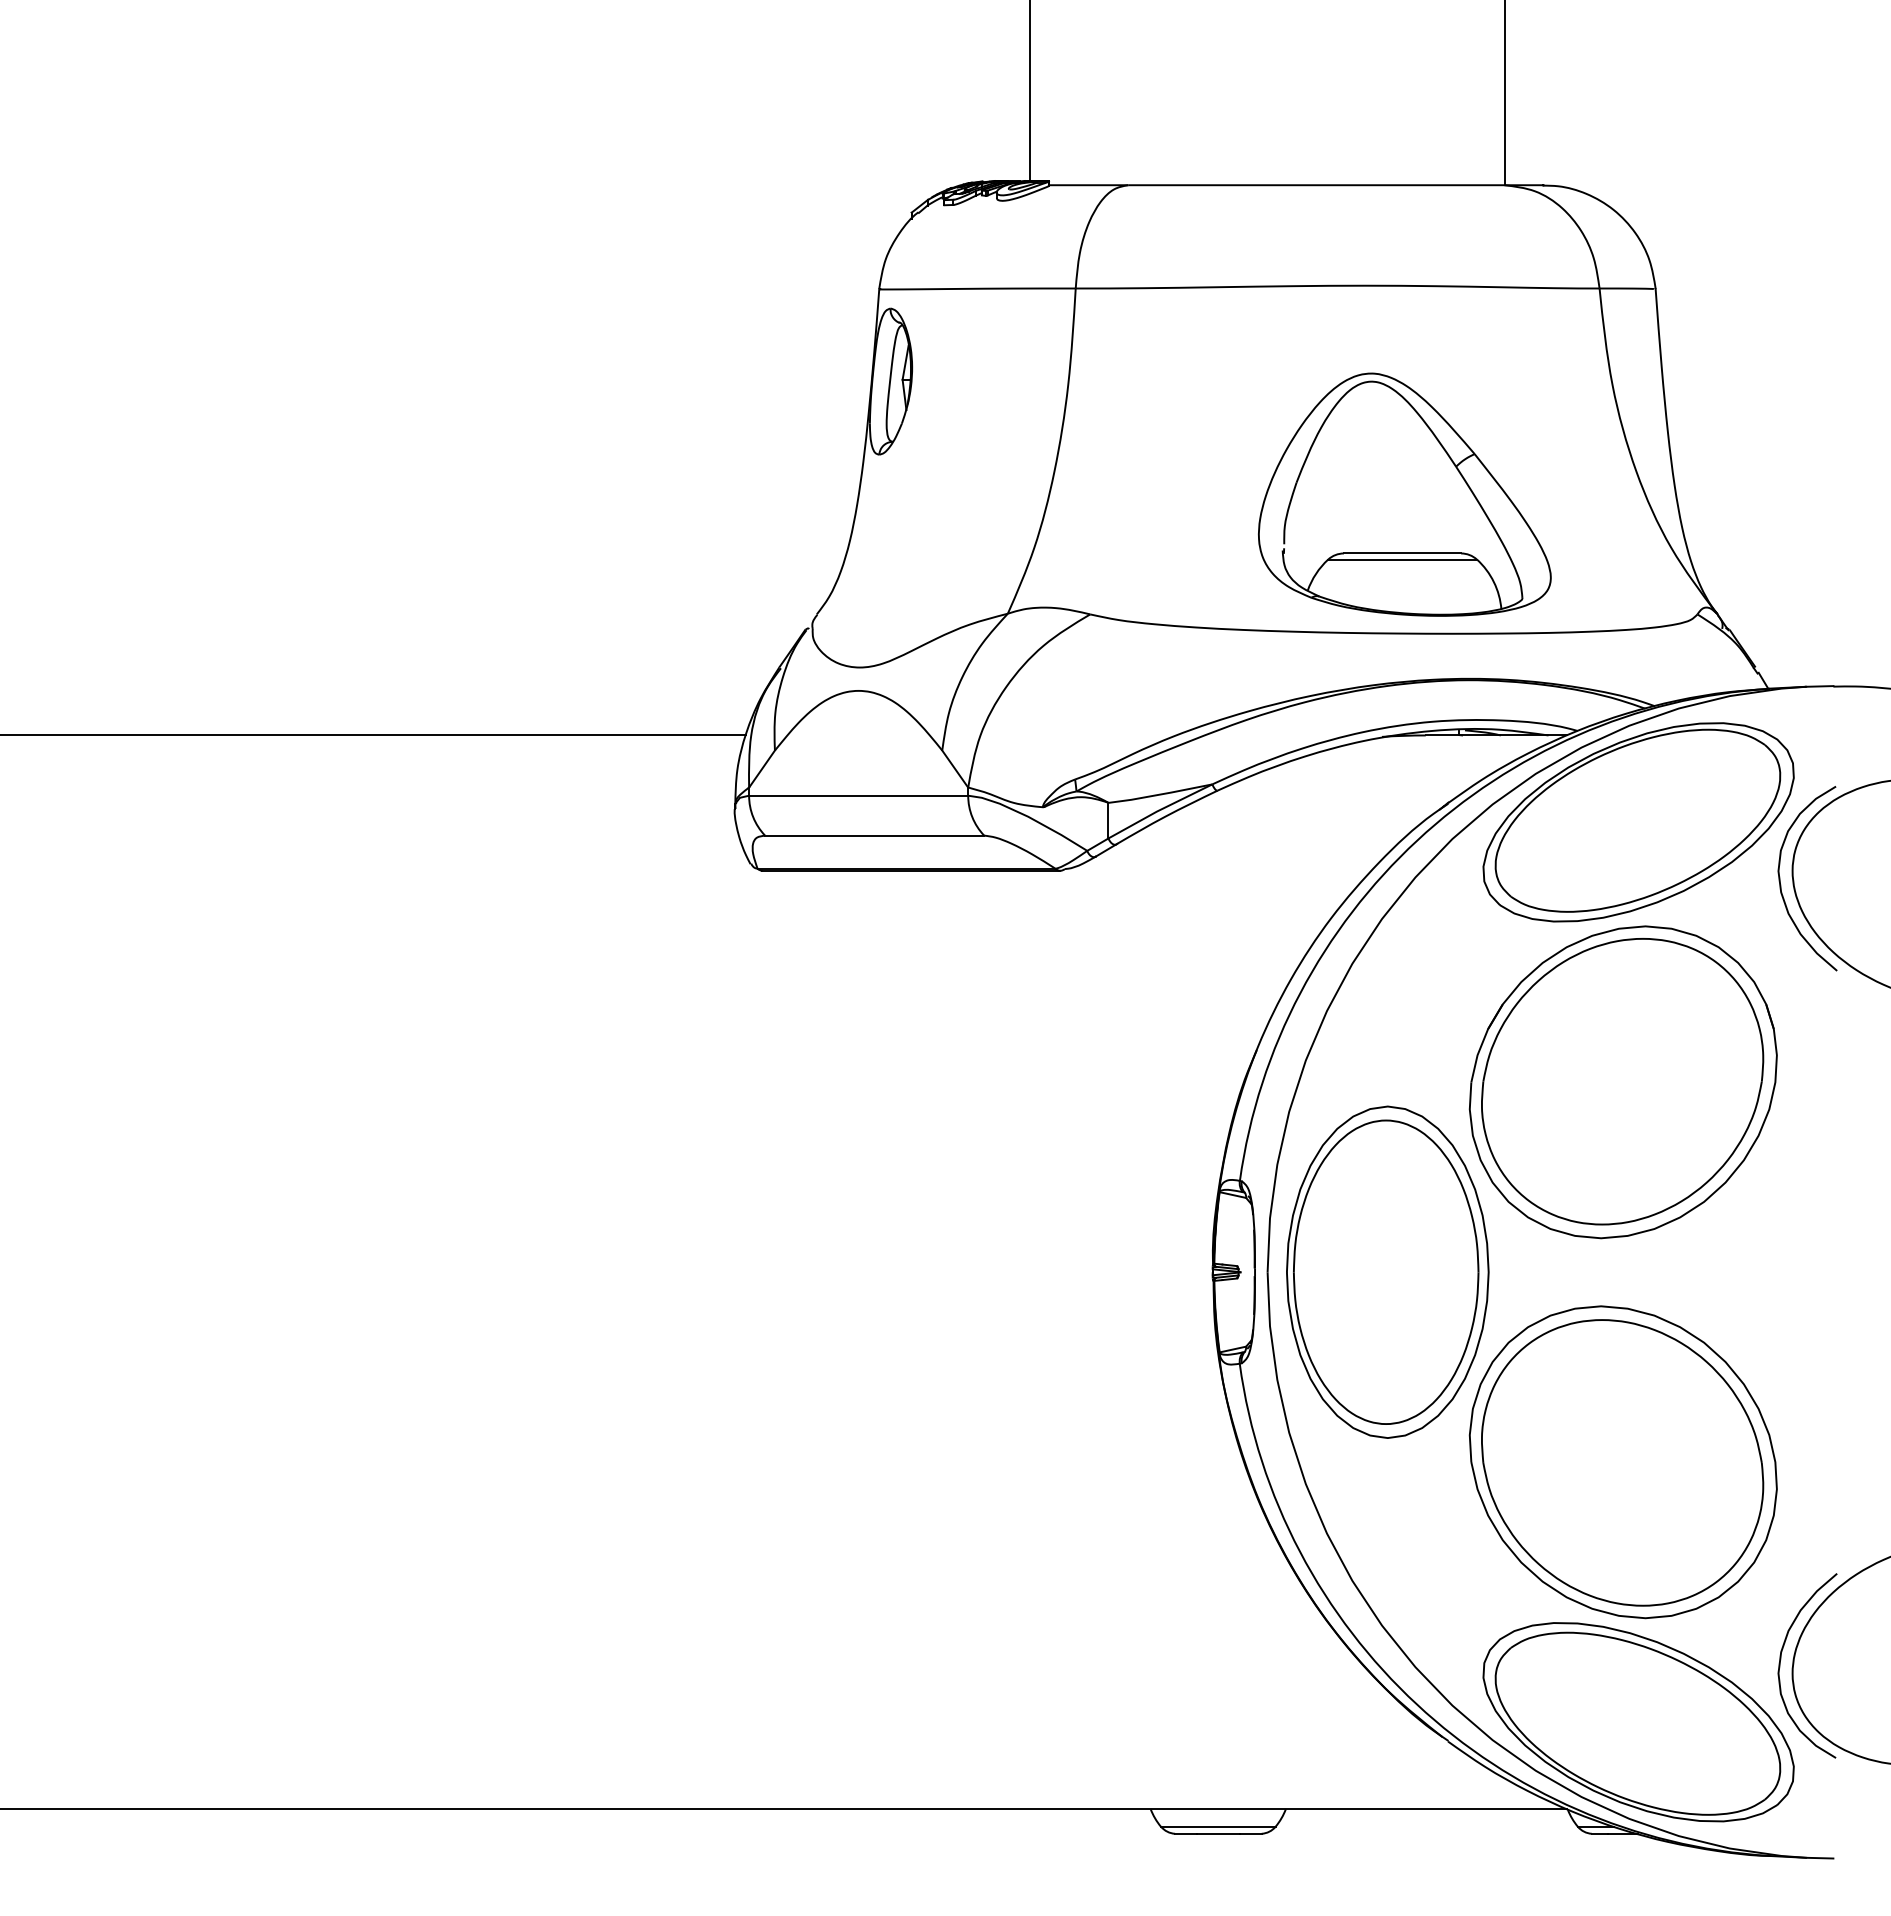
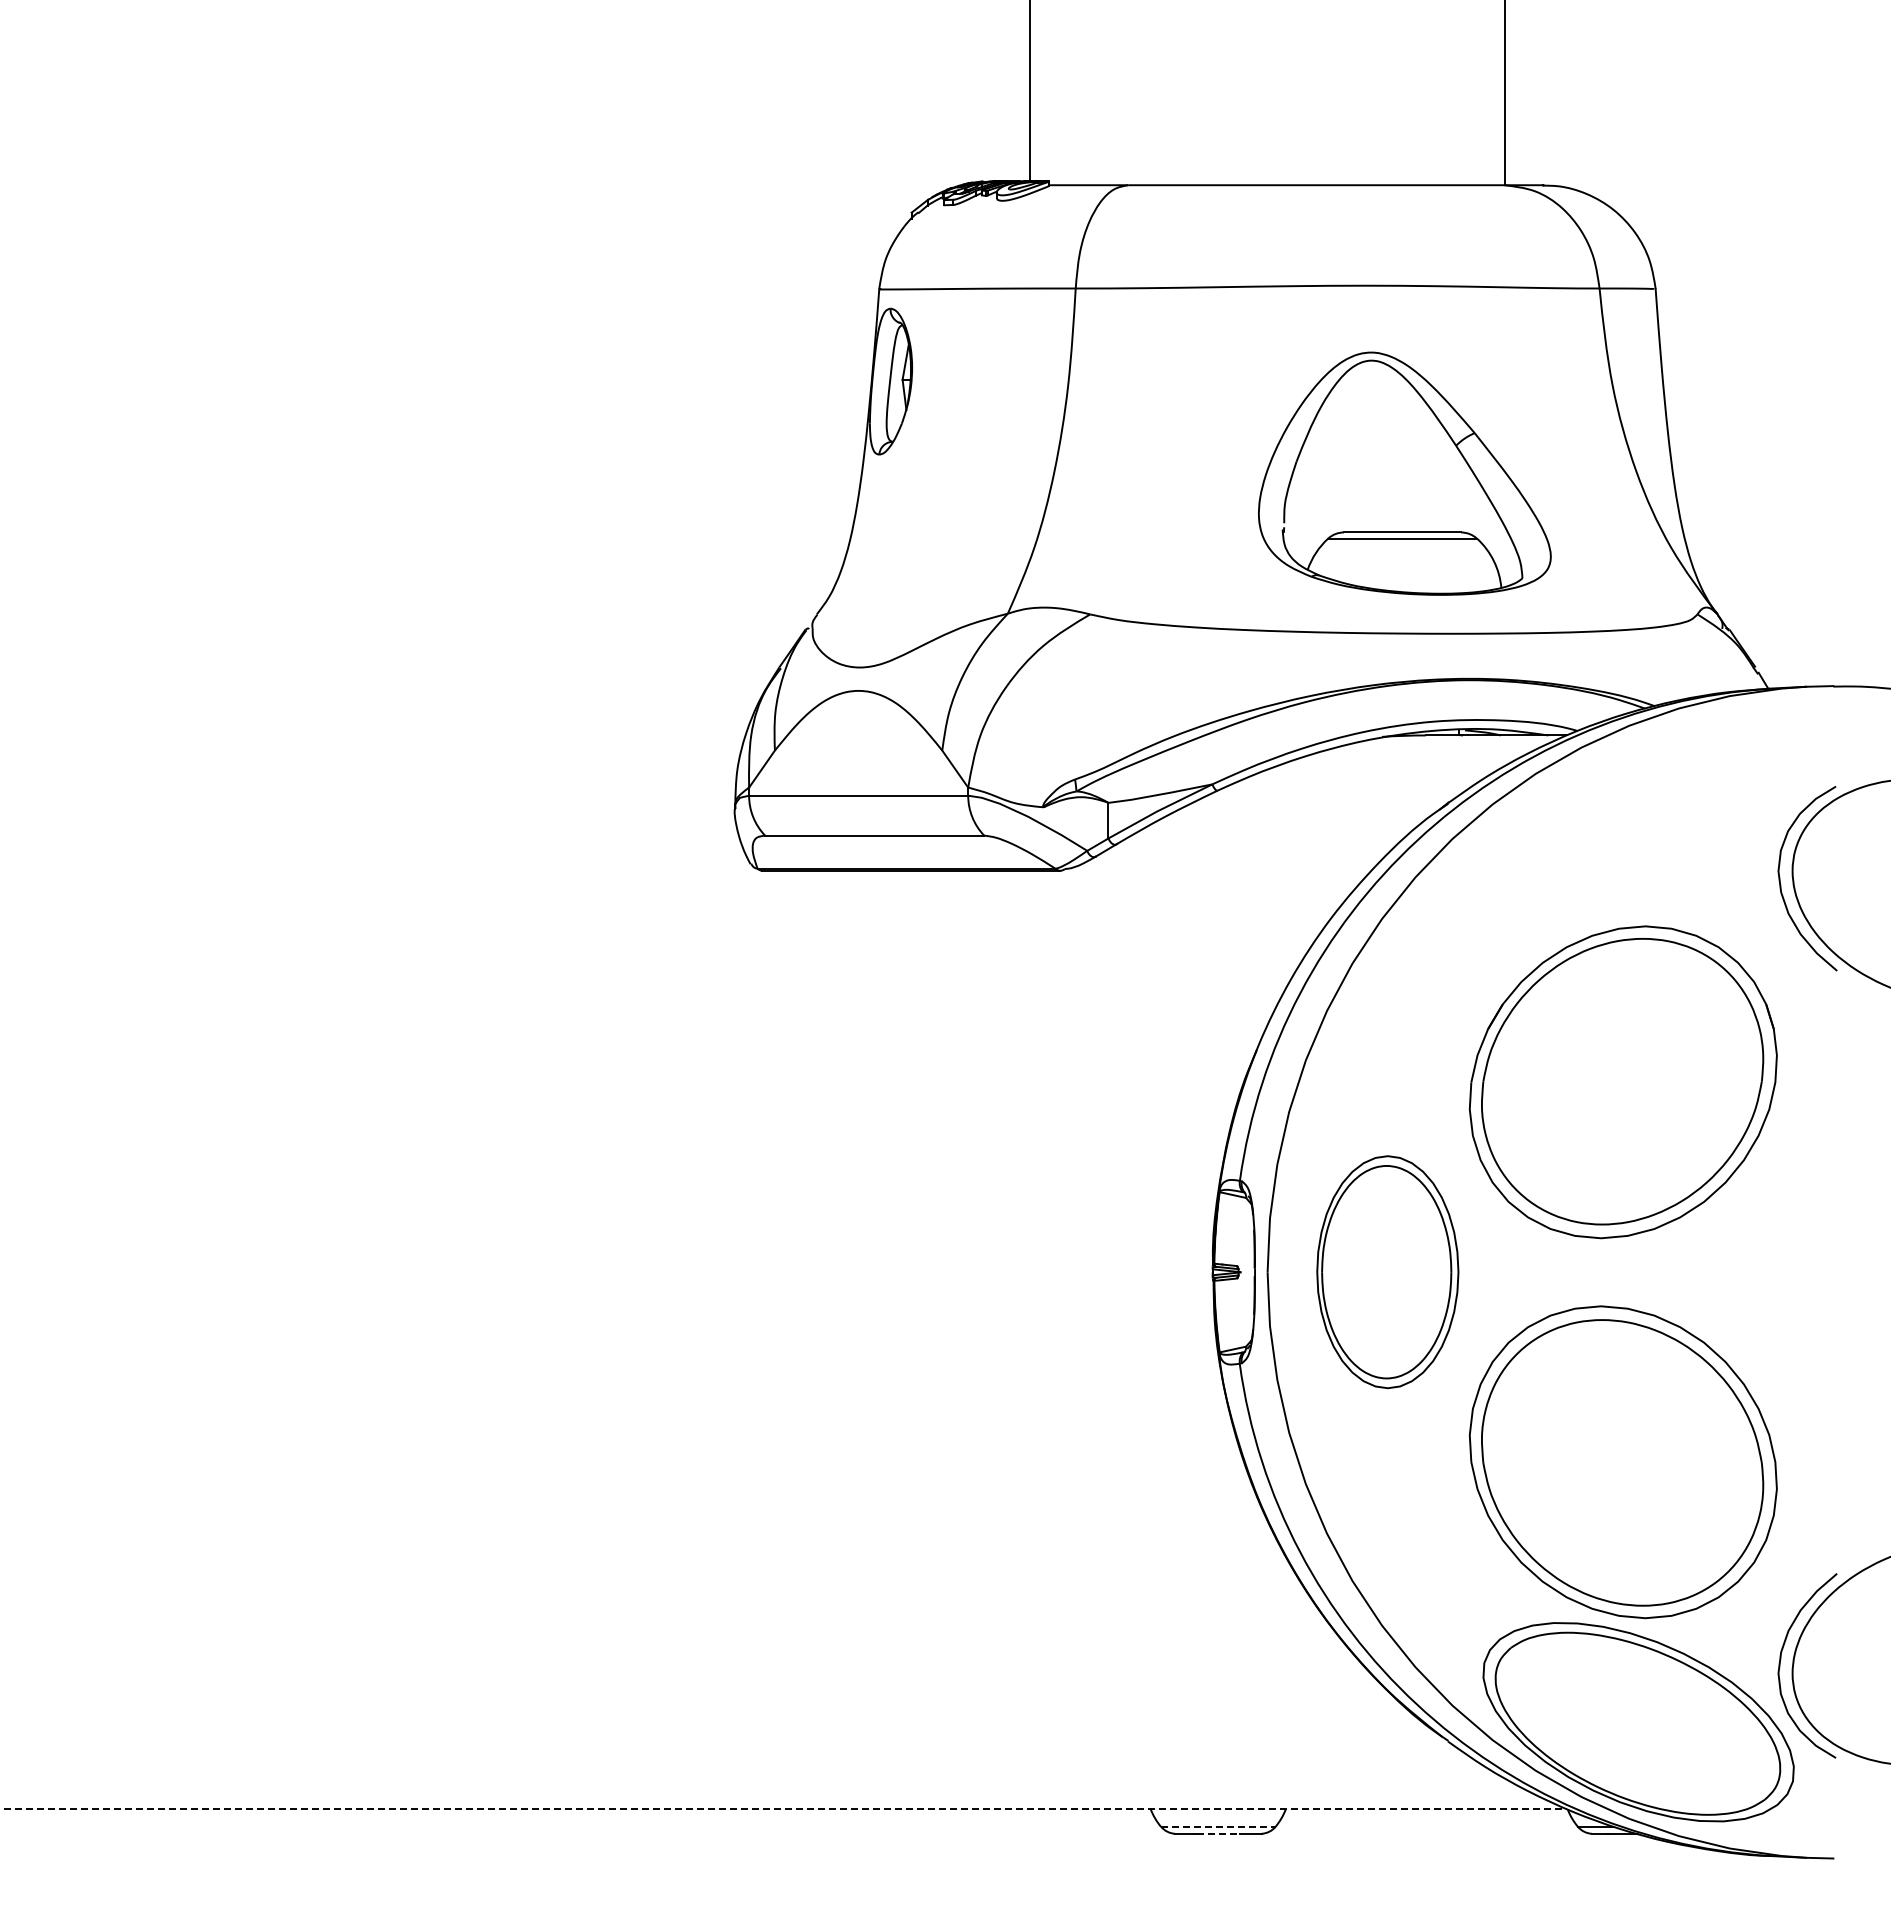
part position: (1404, 494) -> (1404, 473) (1404, 473)
line: present -> none (373, 735)
part: present -> none (1638, 822)
part size: 204x334 px -> 144x235 px (1387, 1272)
line: solid -> dashed (783, 1809)
line: solid -> dashed (1218, 1826)
line: solid -> dashed (1218, 1833)
